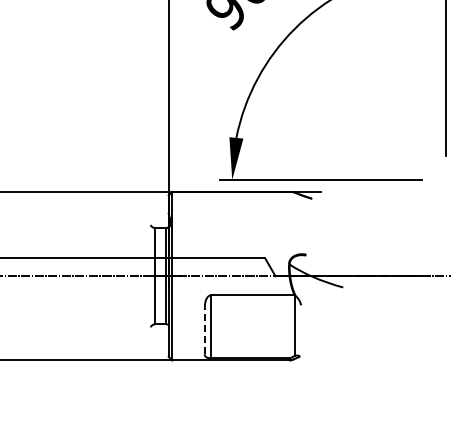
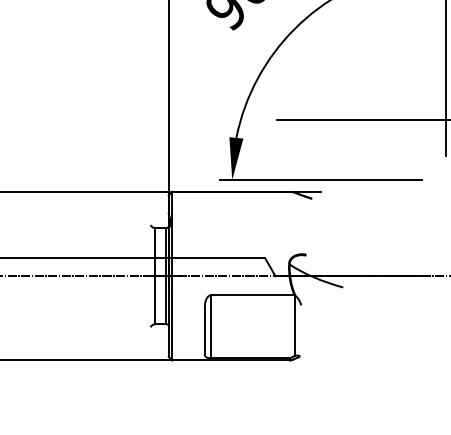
line: none -> present (362, 120)
line: dashed -> solid (204, 330)
